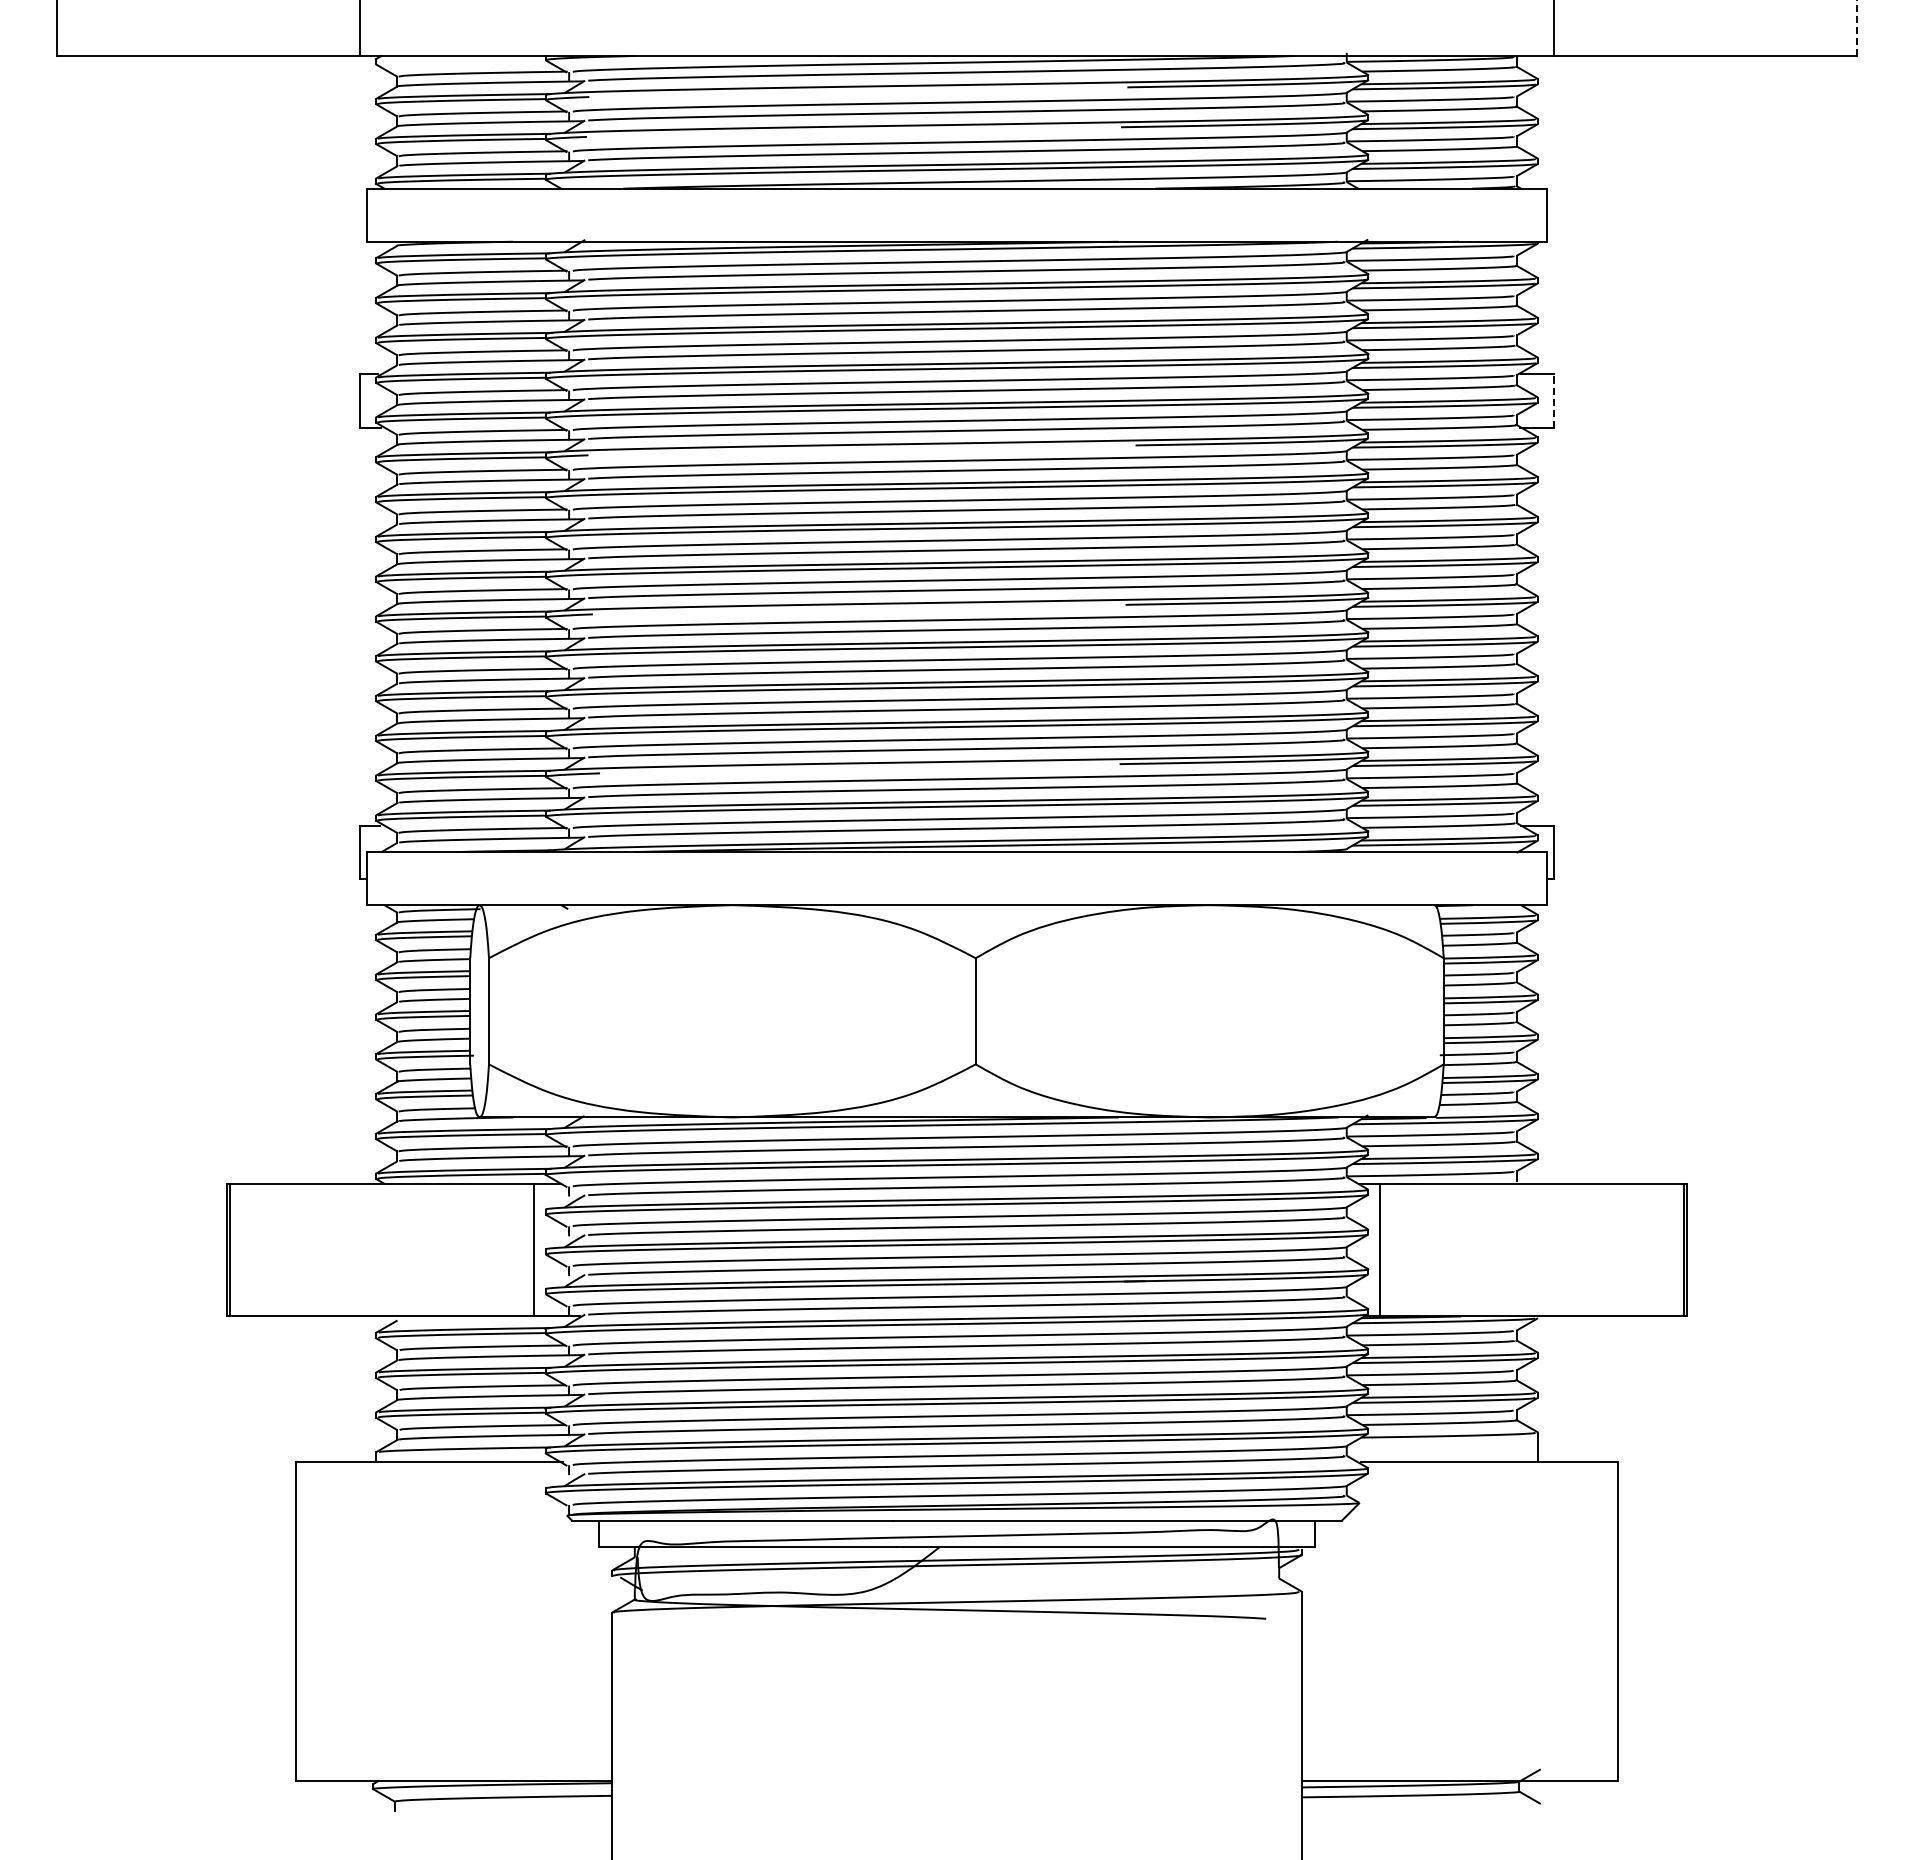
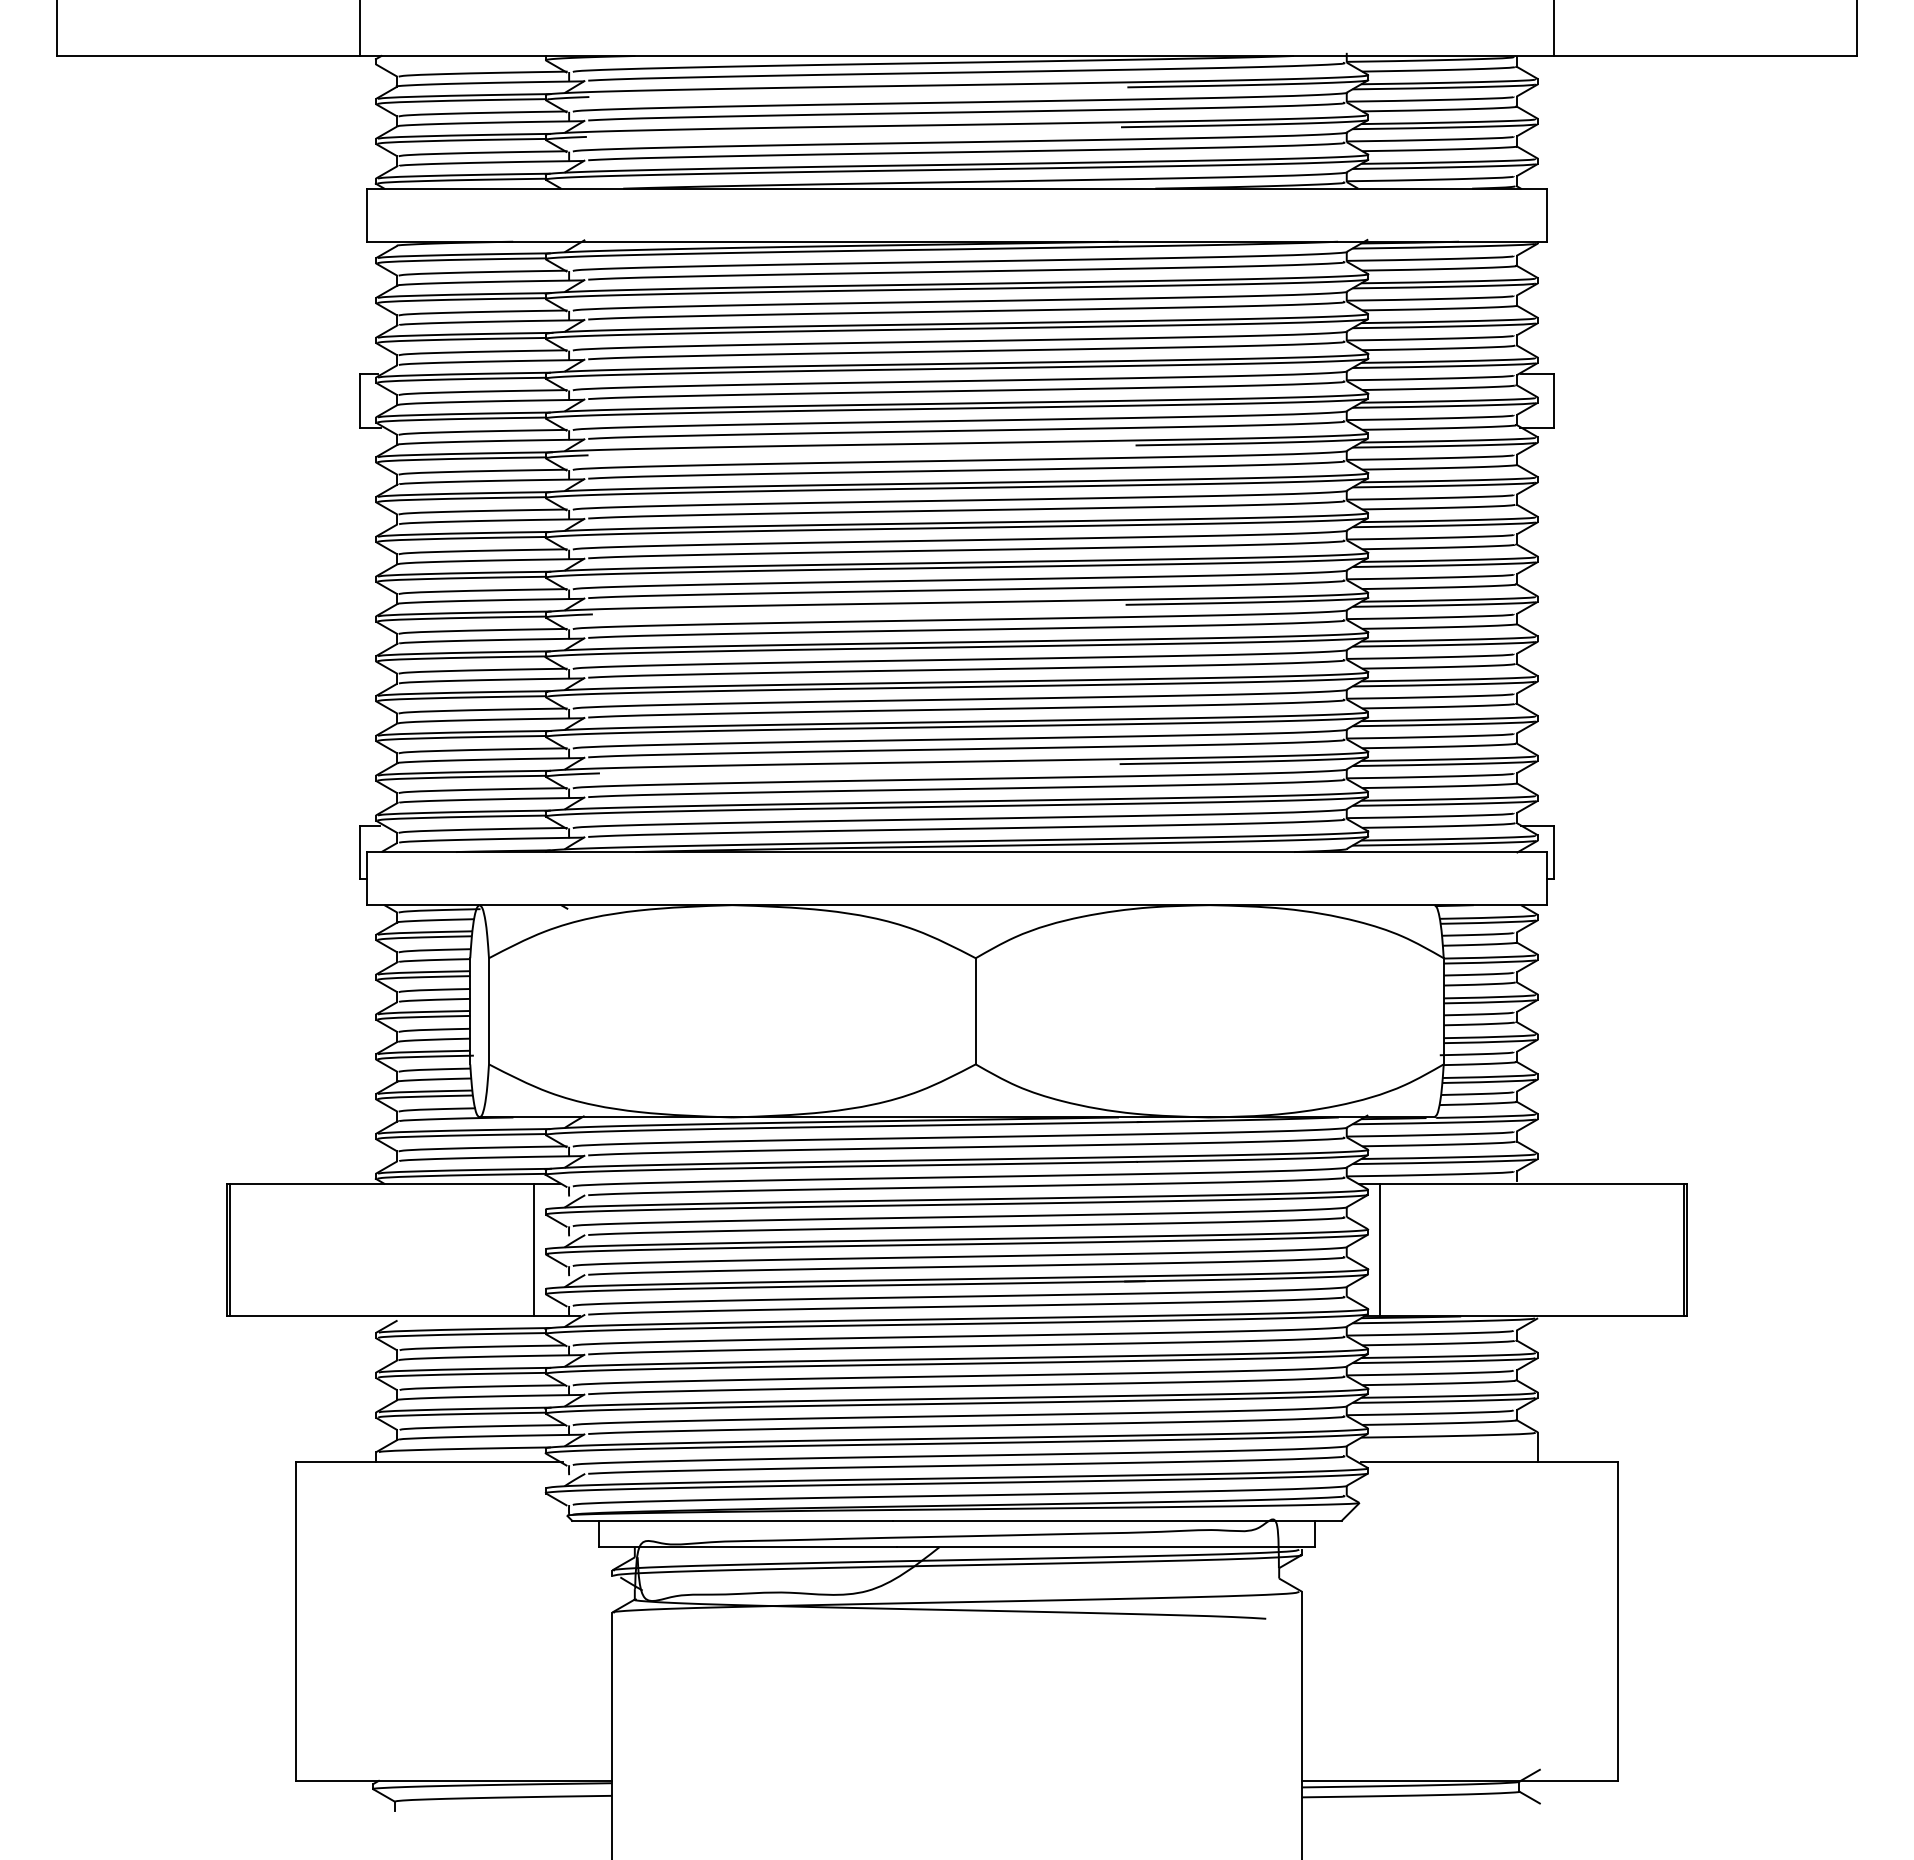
line: dashed -> solid (1856, 28)
line: dashed -> solid (1554, 400)
